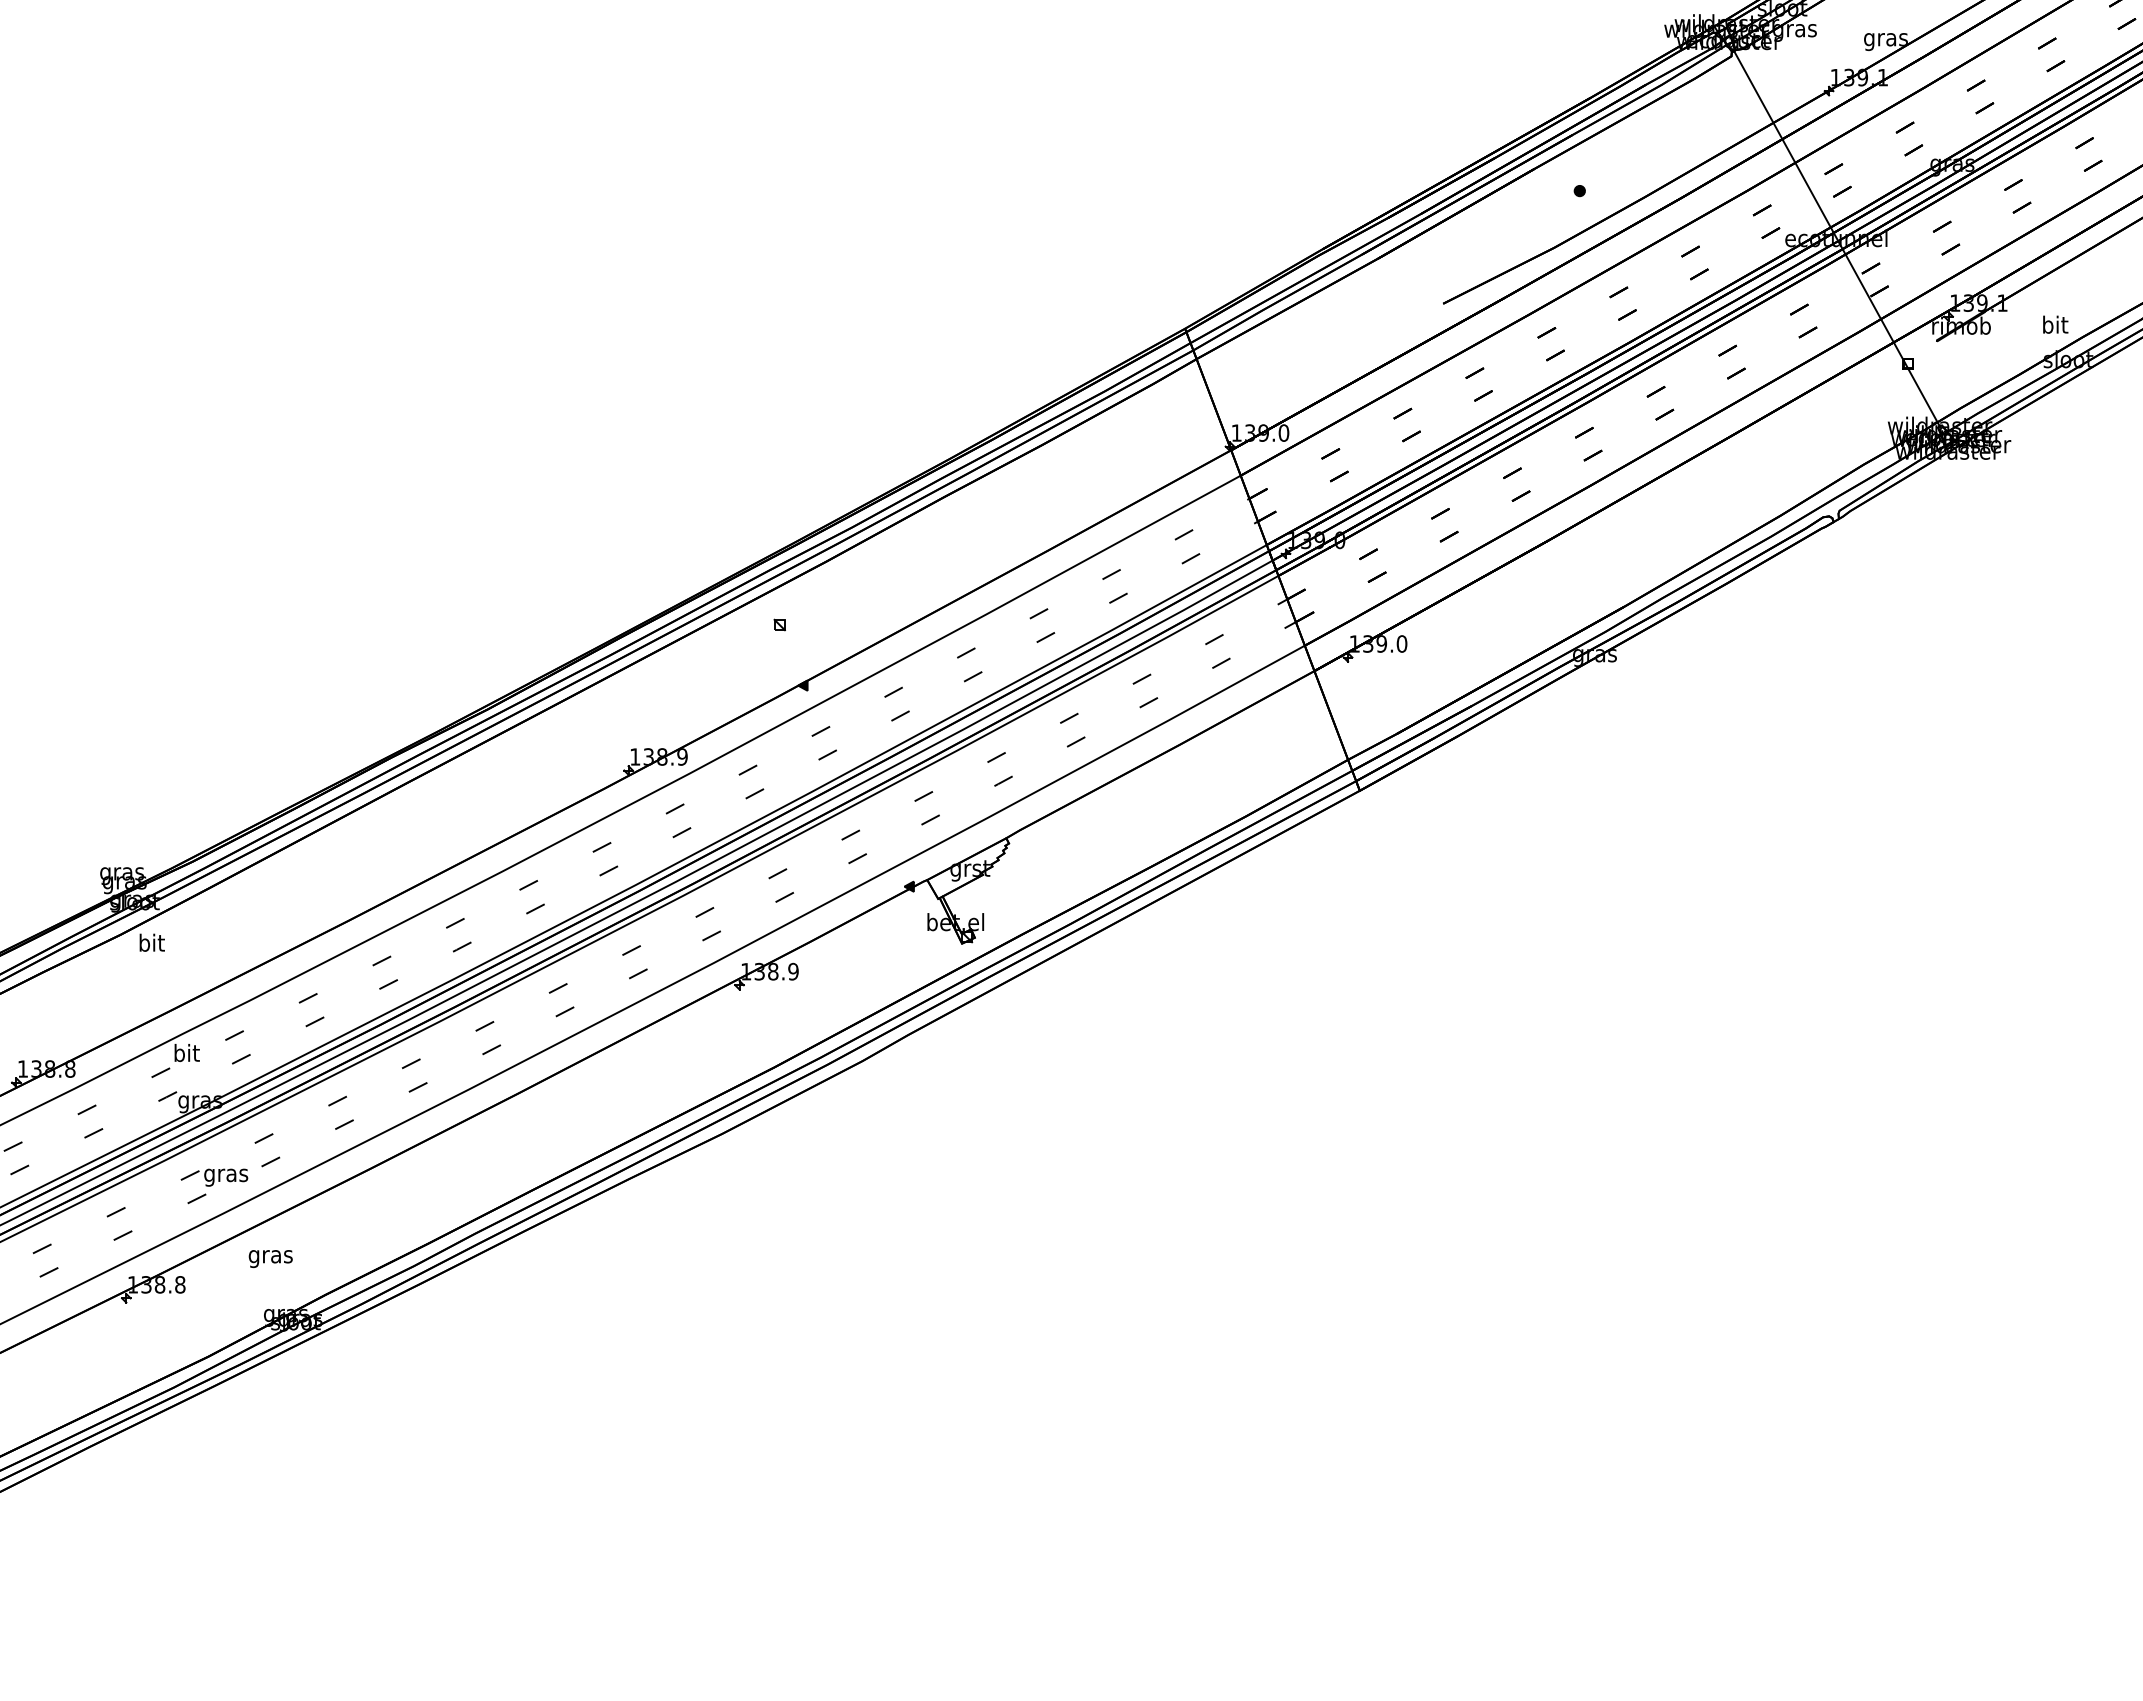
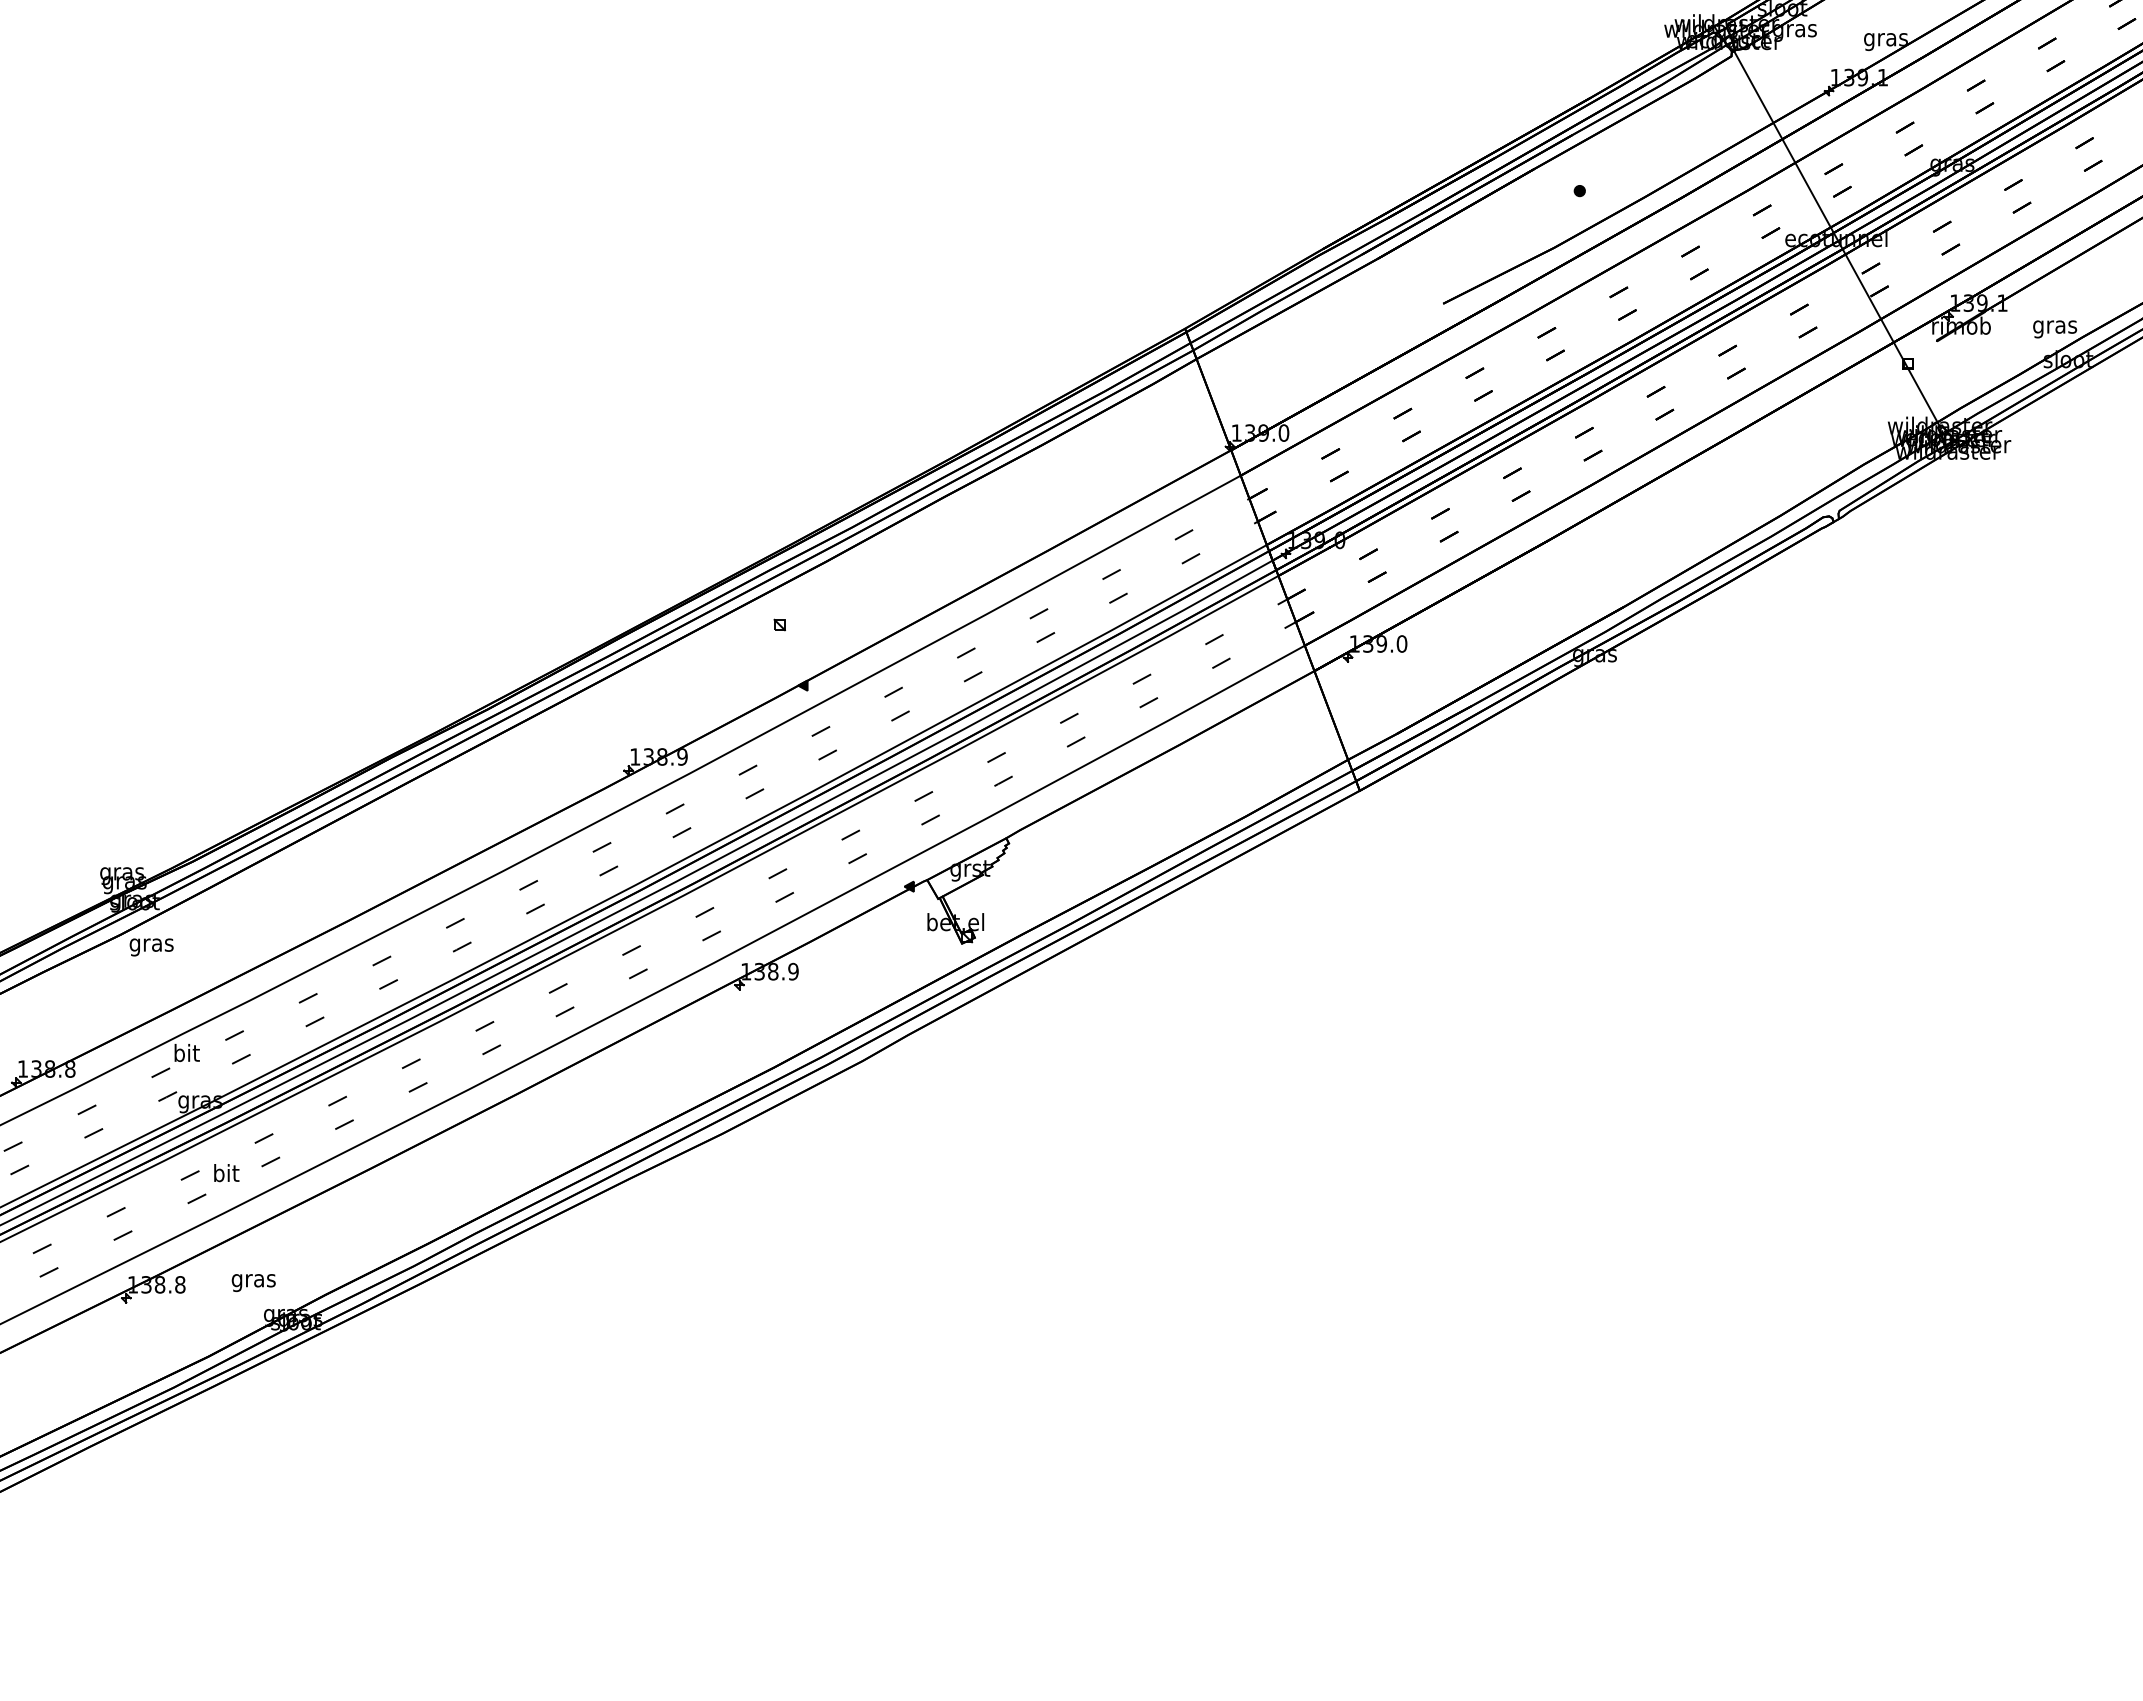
text: bit -> gras (2055, 326)
text: bit -> gras (151, 944)
text: gras -> bit (226, 1175)
text position: (270, 1258) -> (253, 1282) (253, 1282)
